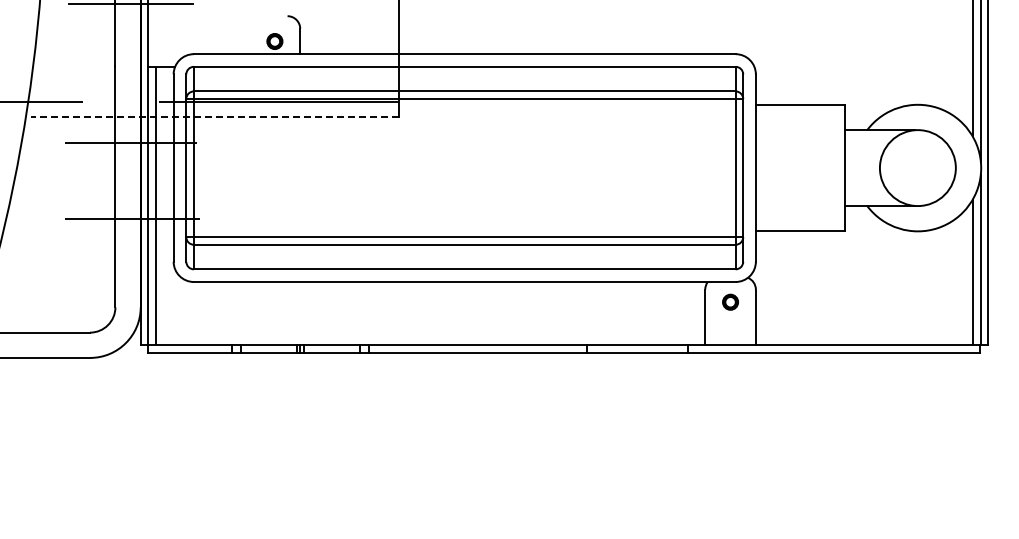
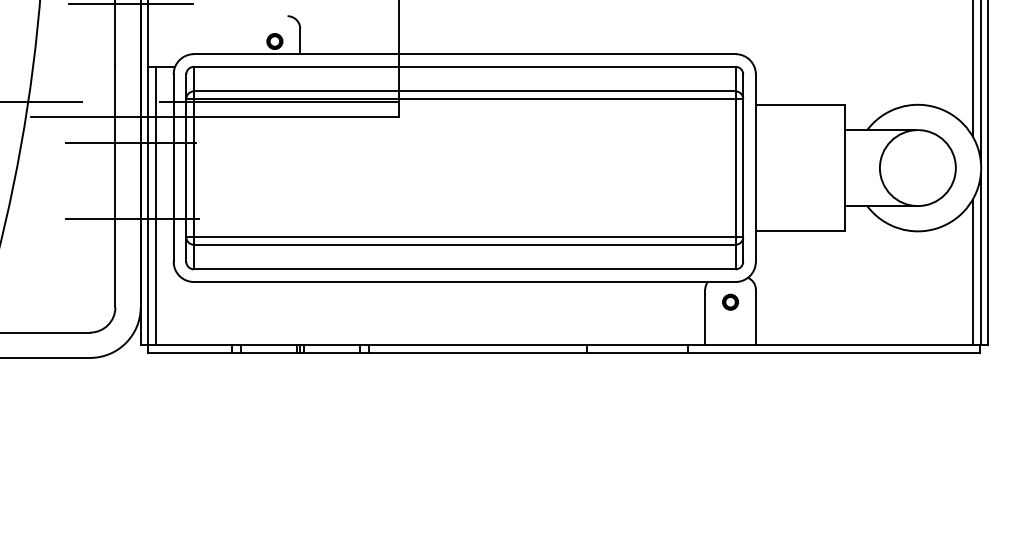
line: dashed -> solid (214, 117)
